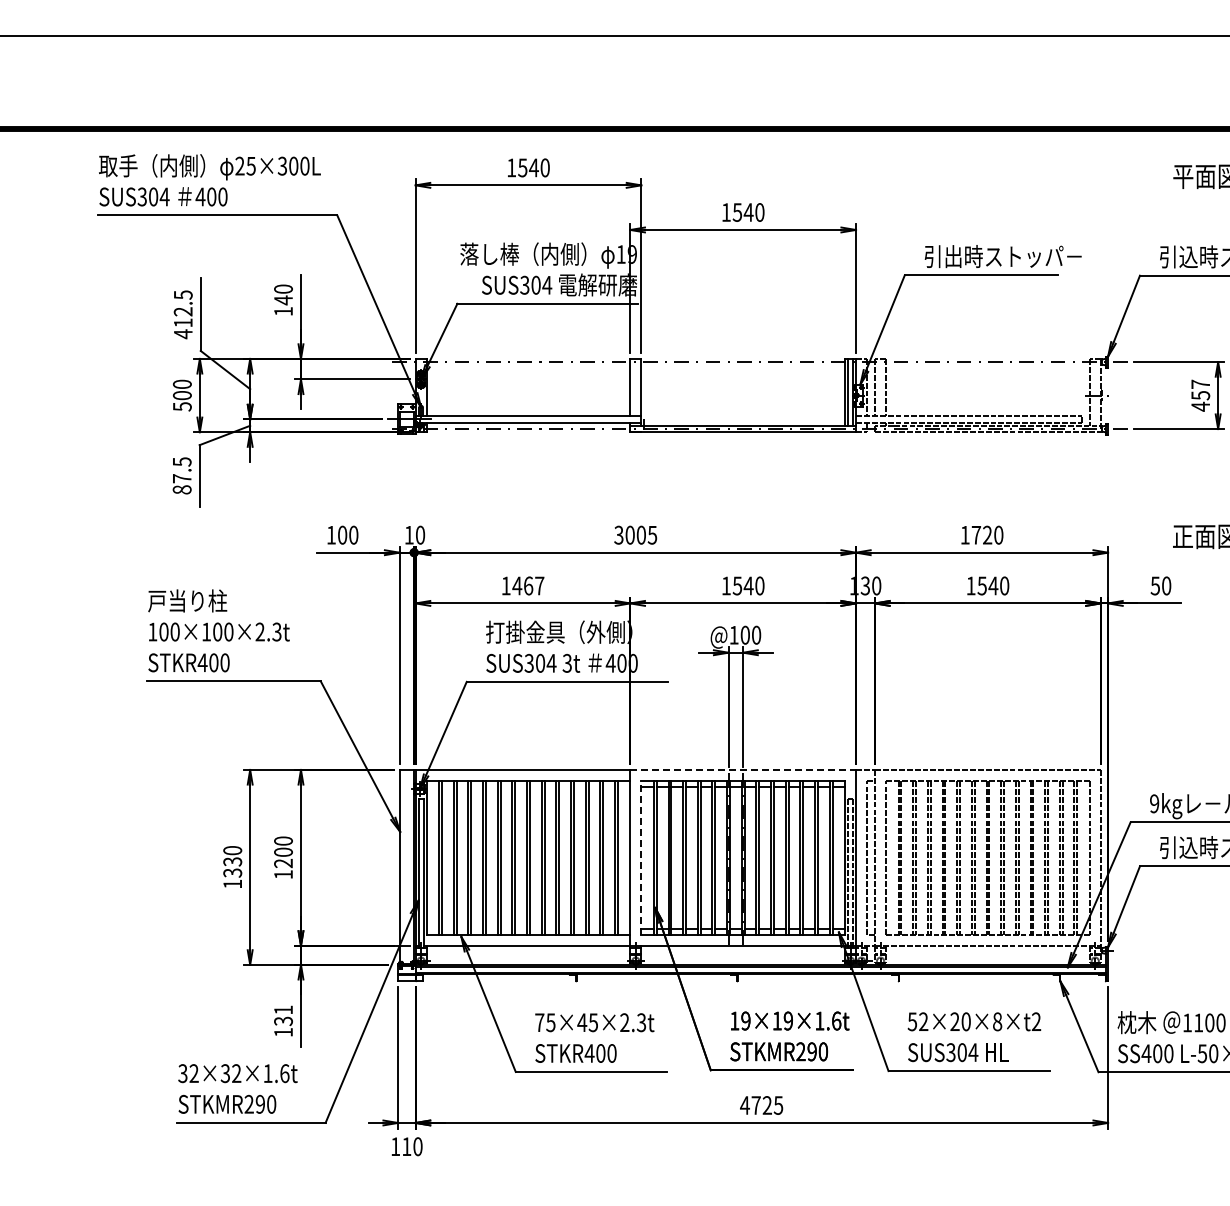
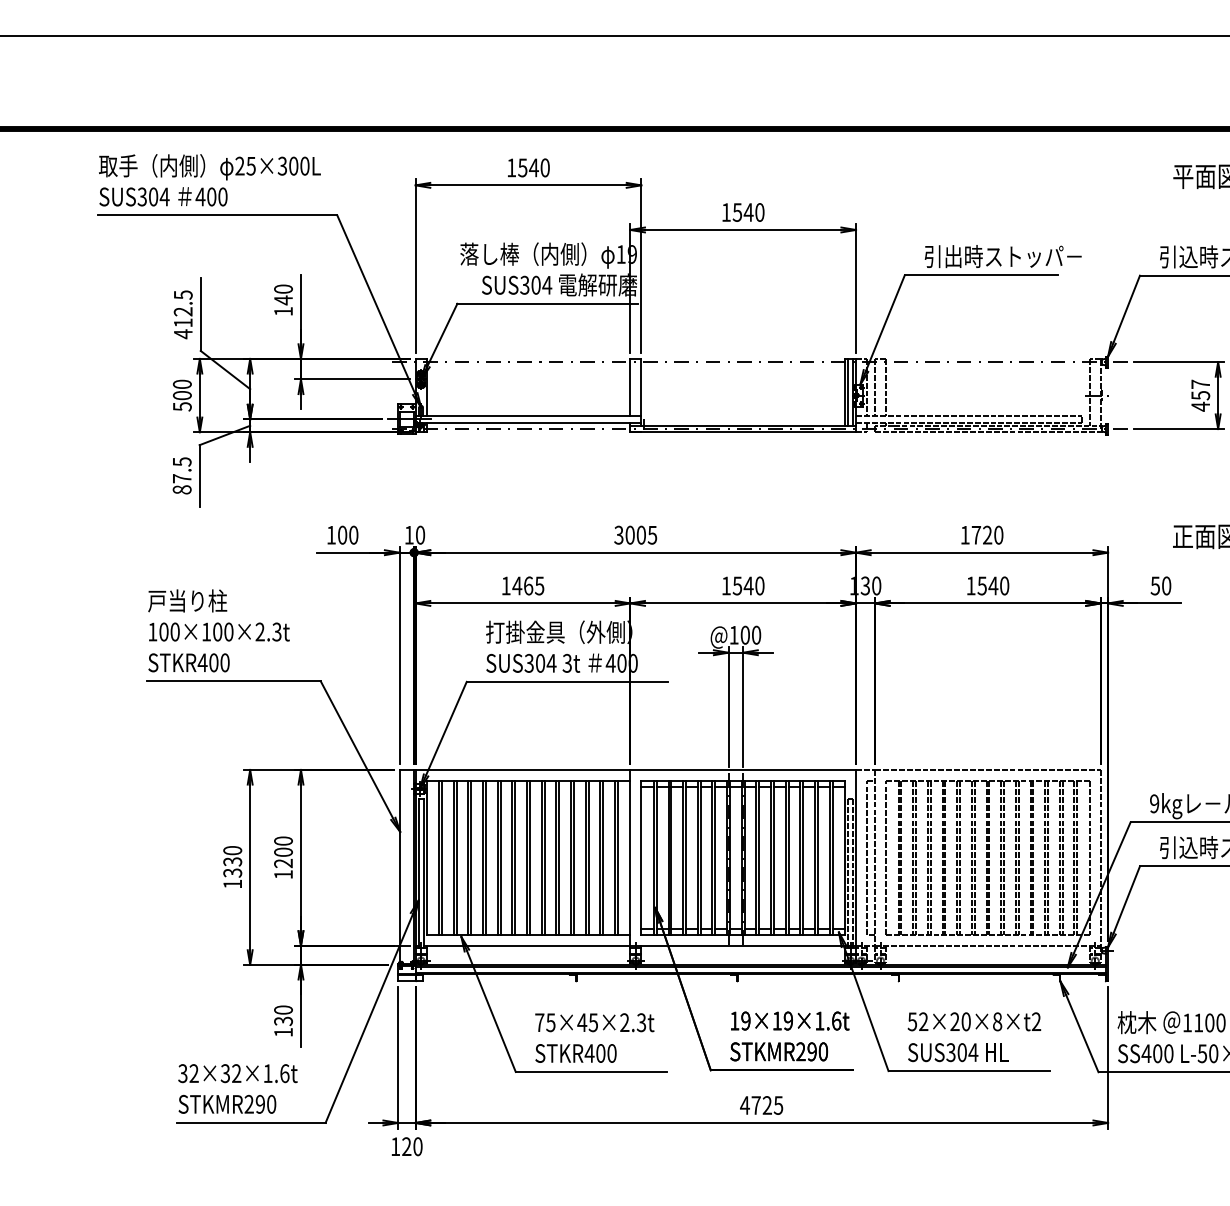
text: 1467 -> 1465 (539, 585)
line: dashed -> solid (743, 769)
line: dashed -> solid (641, 857)
text: 131 -> 130 (283, 1009)
text: 110 -> 120 (406, 1146)
